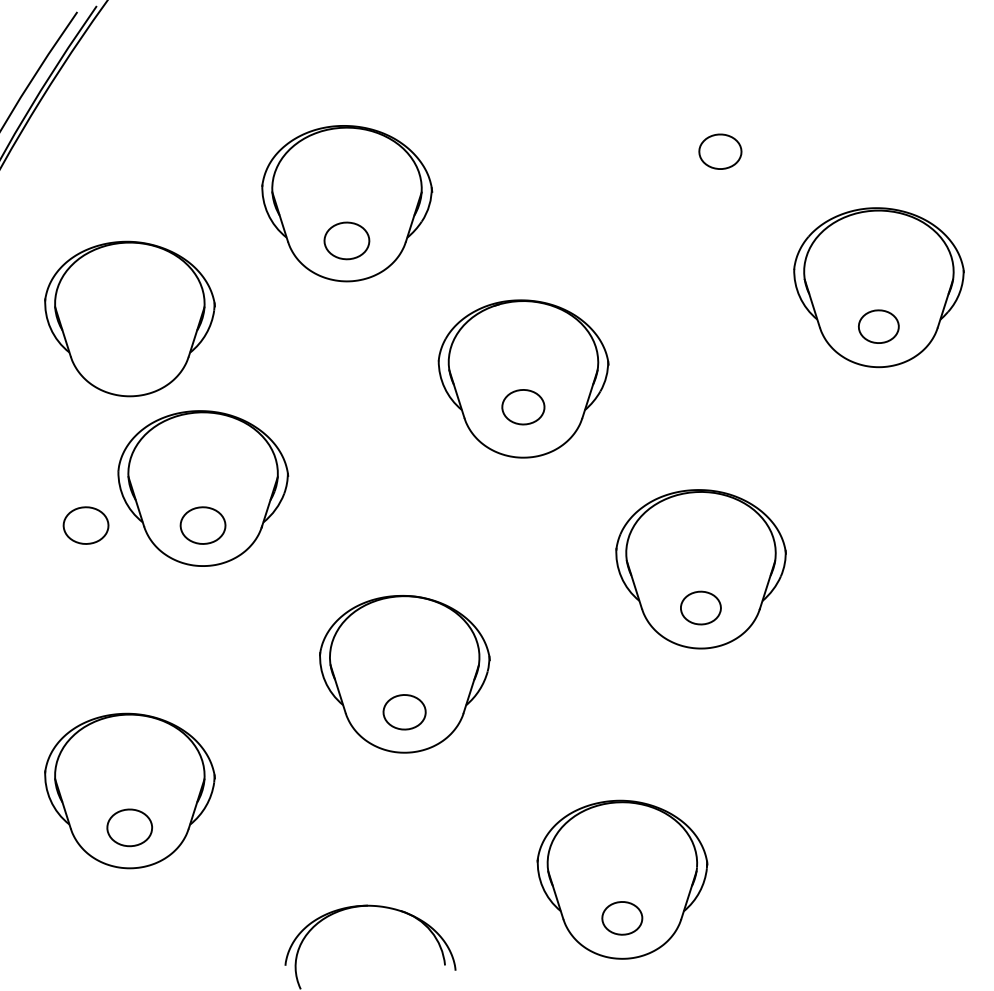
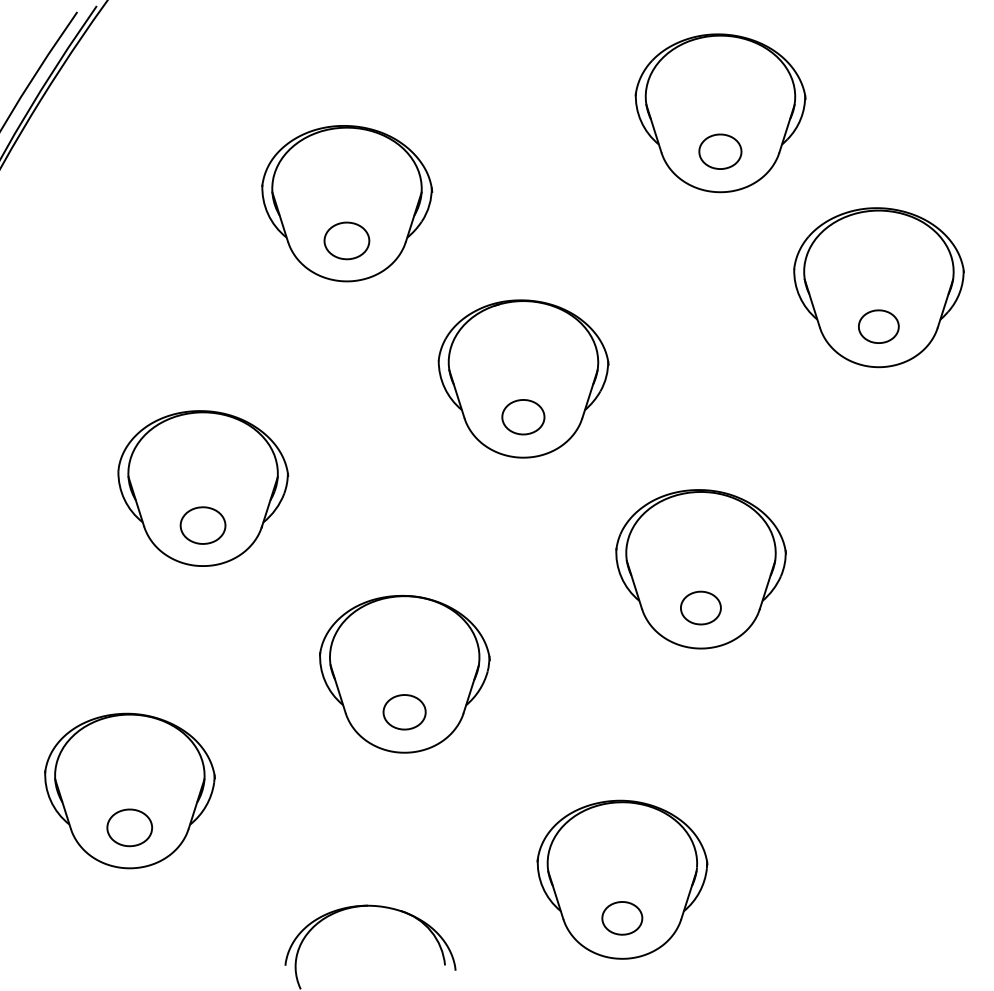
part: none -> present (720, 113)
part: present -> none (129, 318)
part position: (523, 407) -> (523, 417) (523, 417)
part: present -> none (85, 525)
